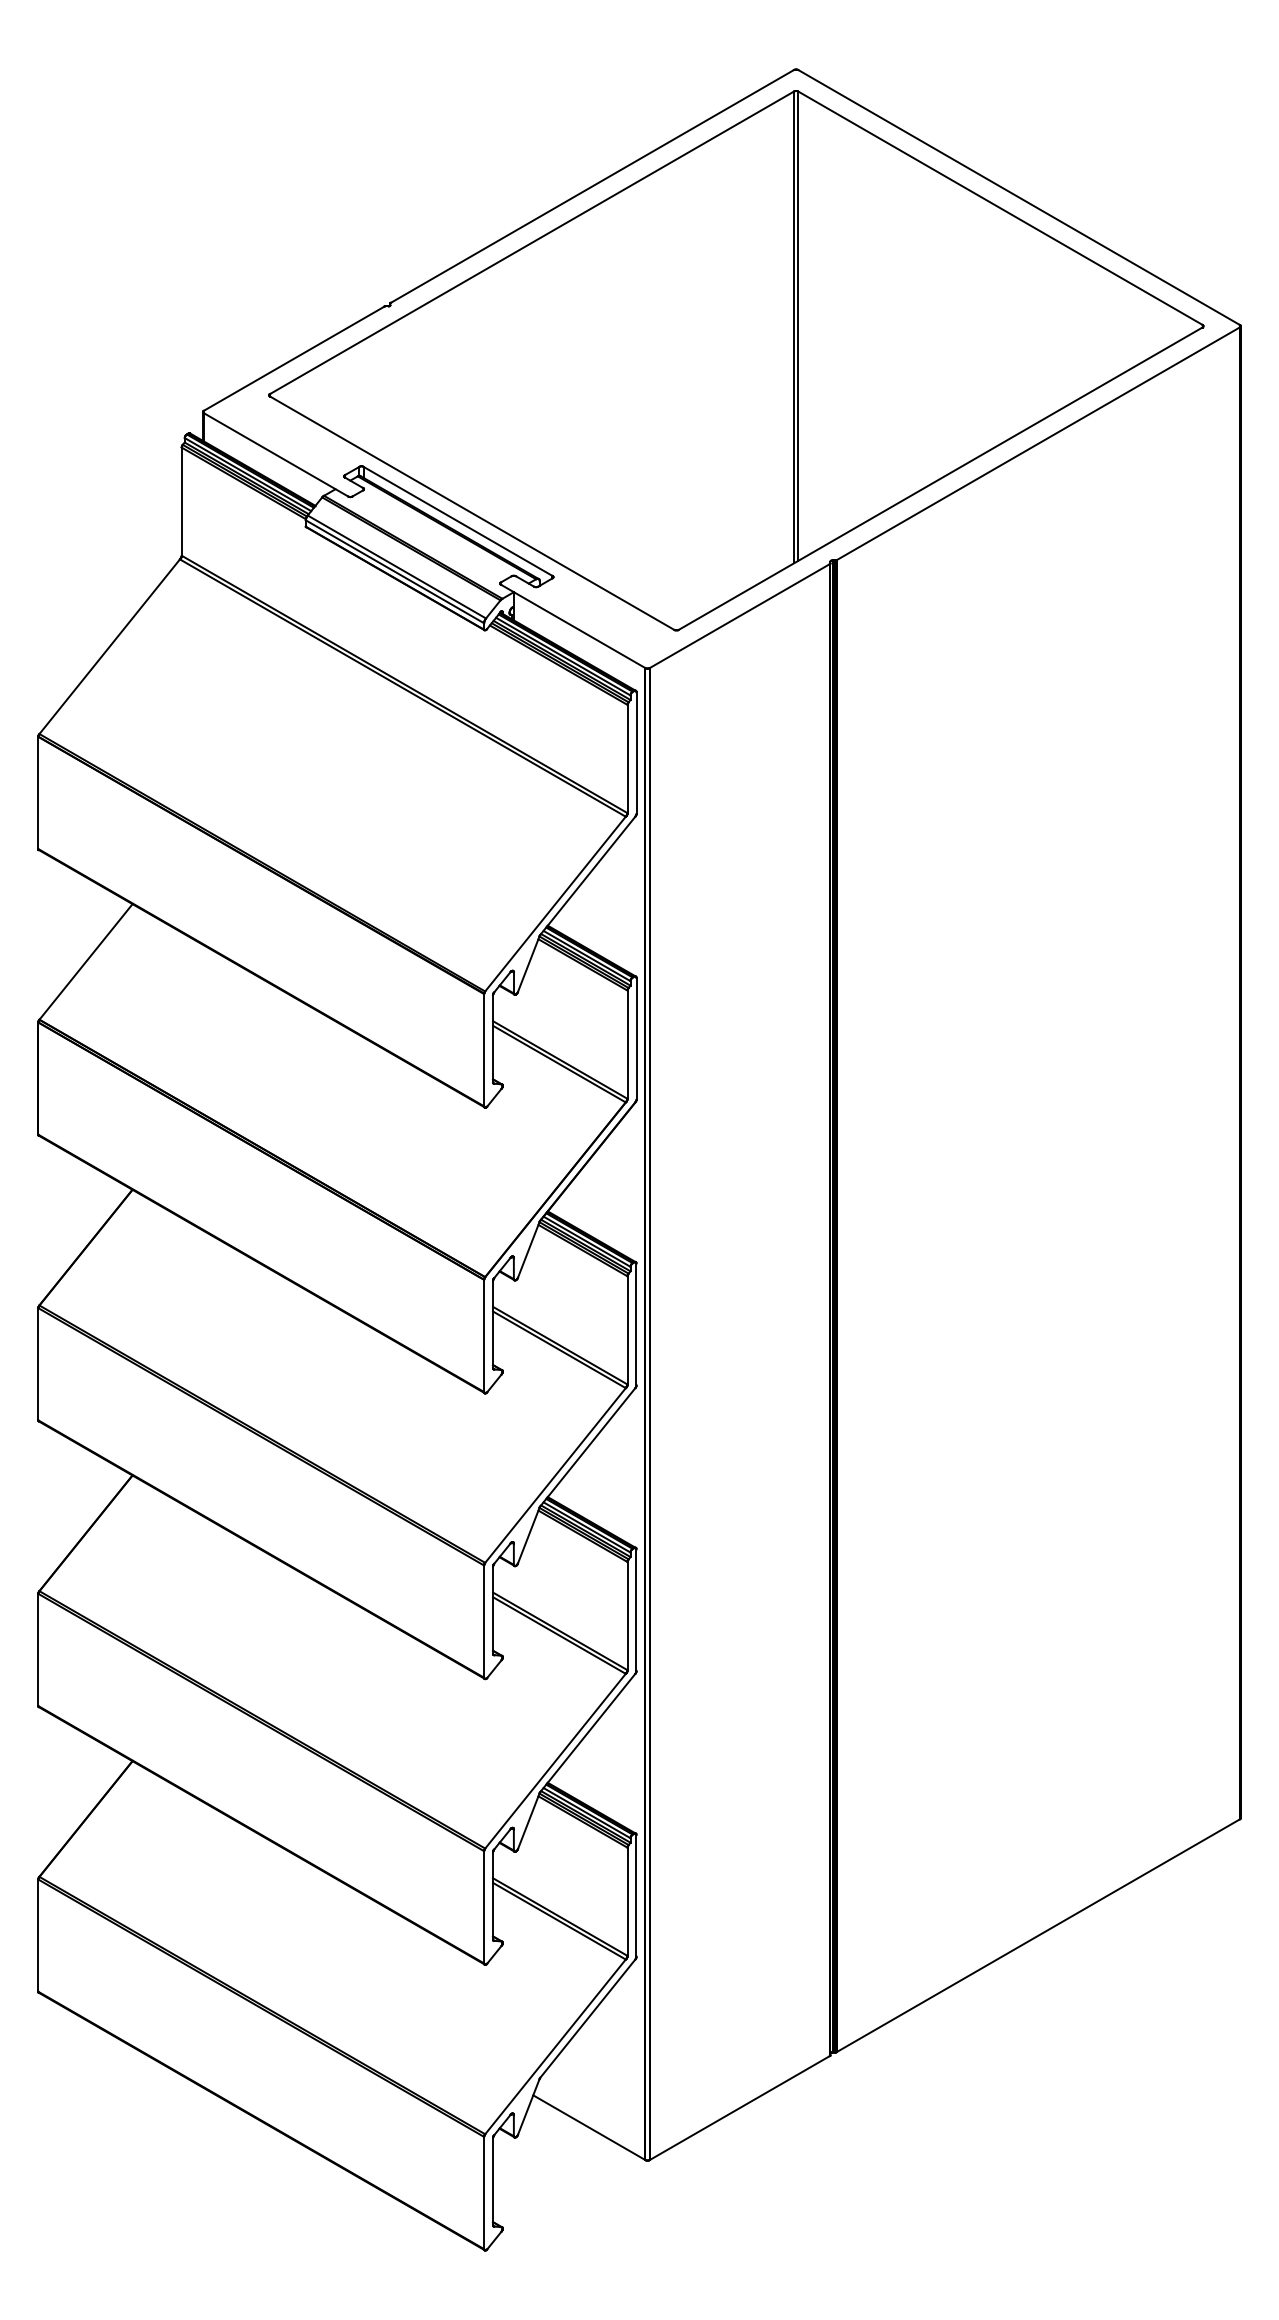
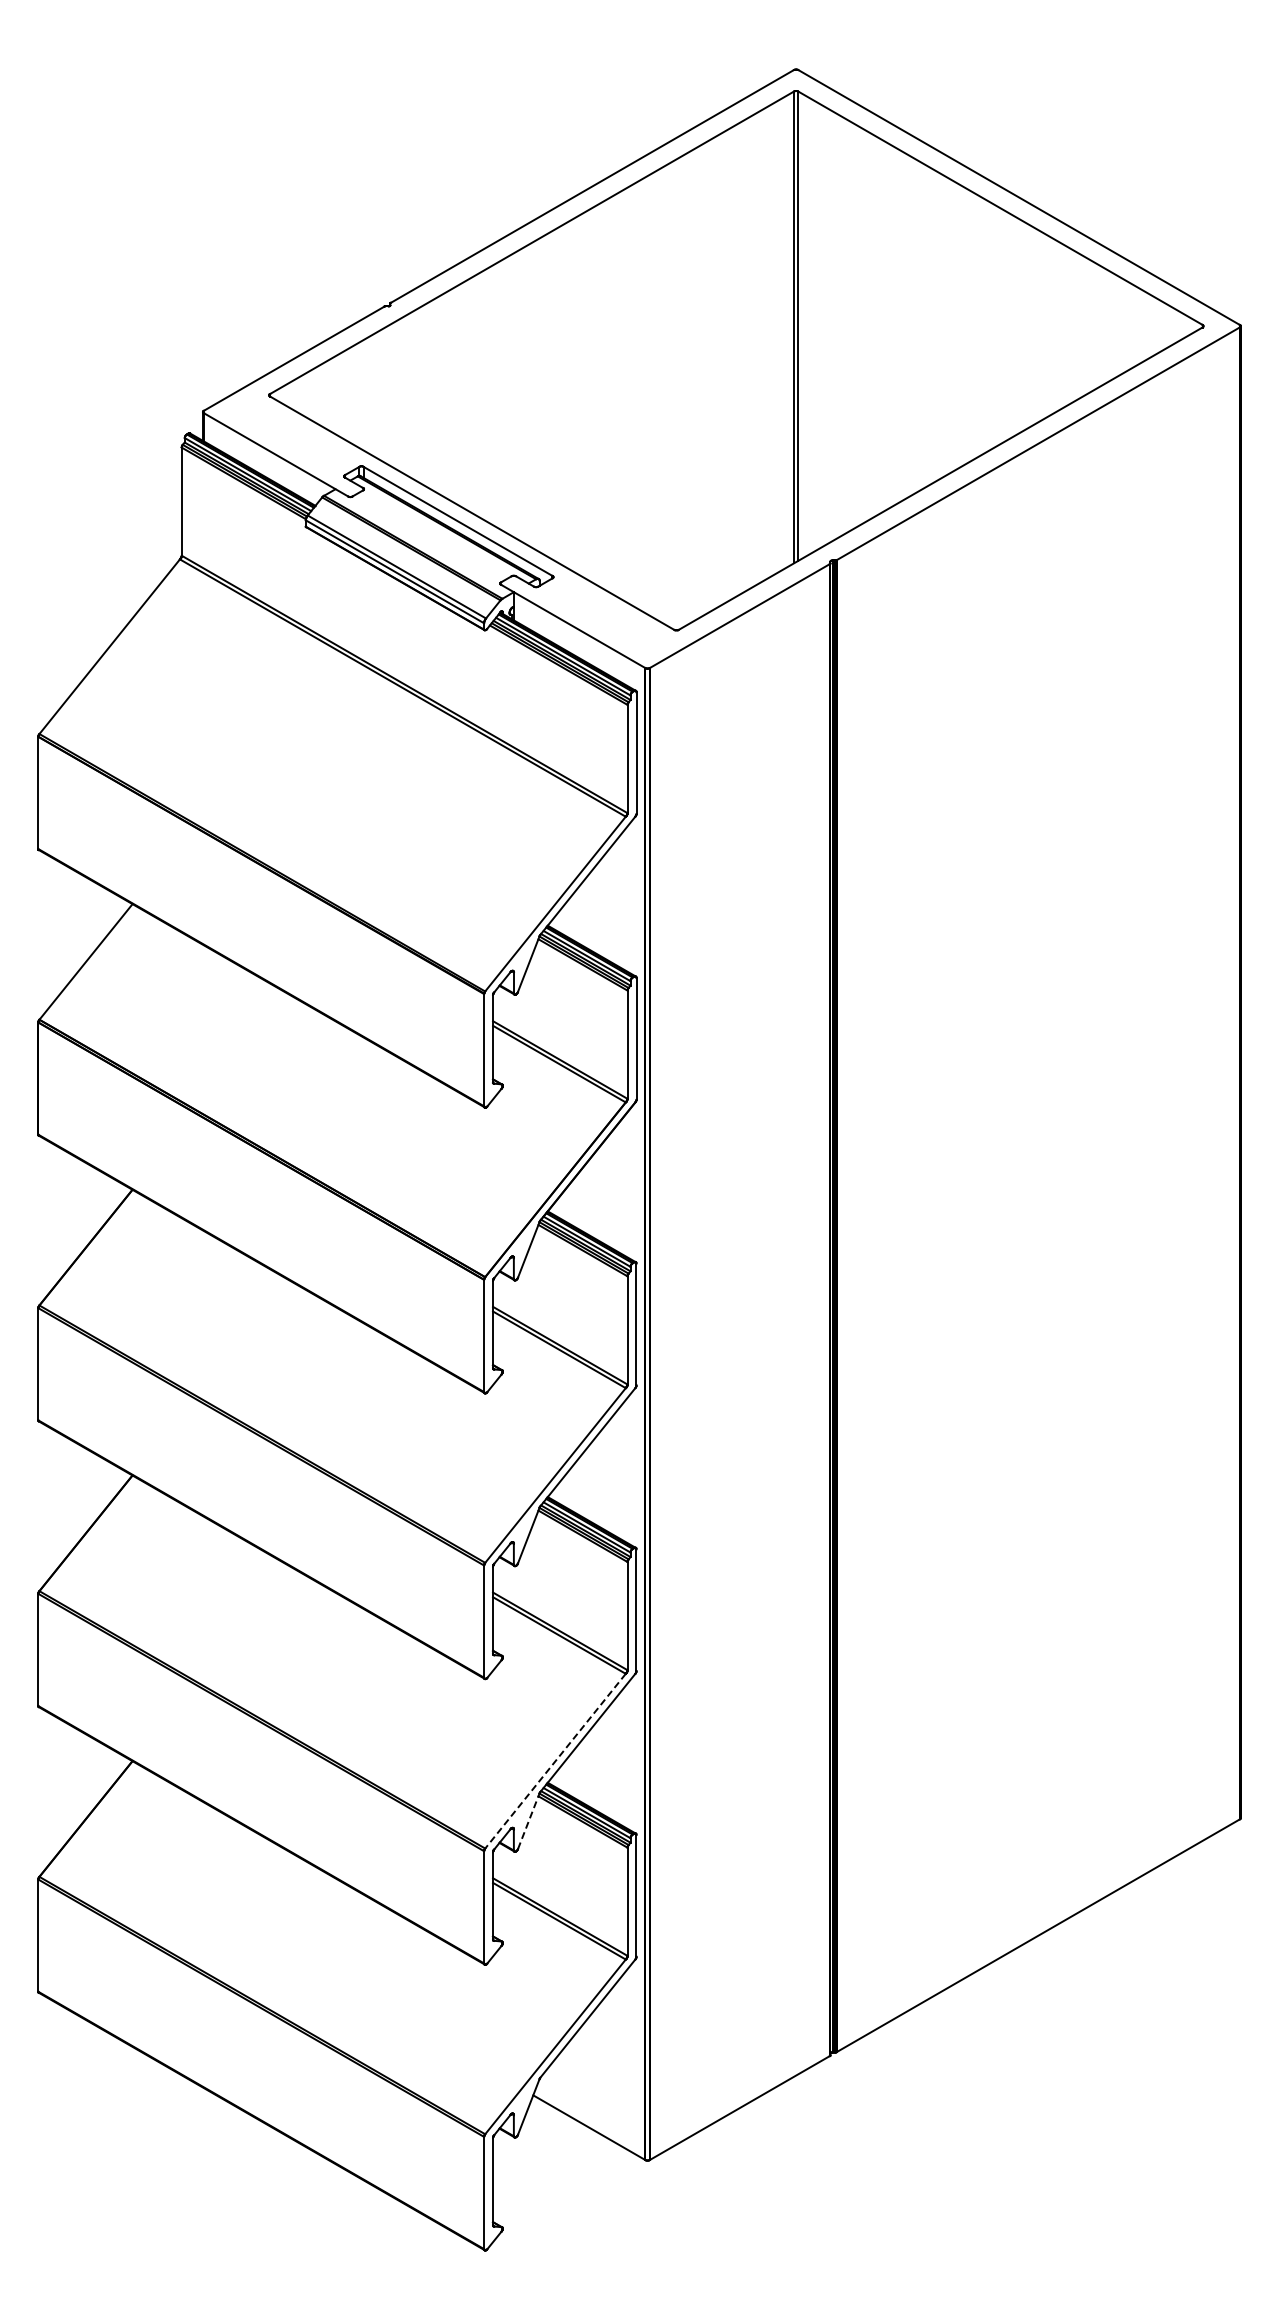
line: solid -> dashed (555, 1761)
line: solid -> dashed (528, 1821)
